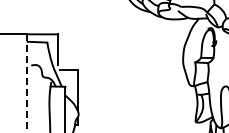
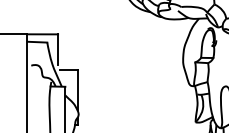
line: dashed -> solid (27, 83)
